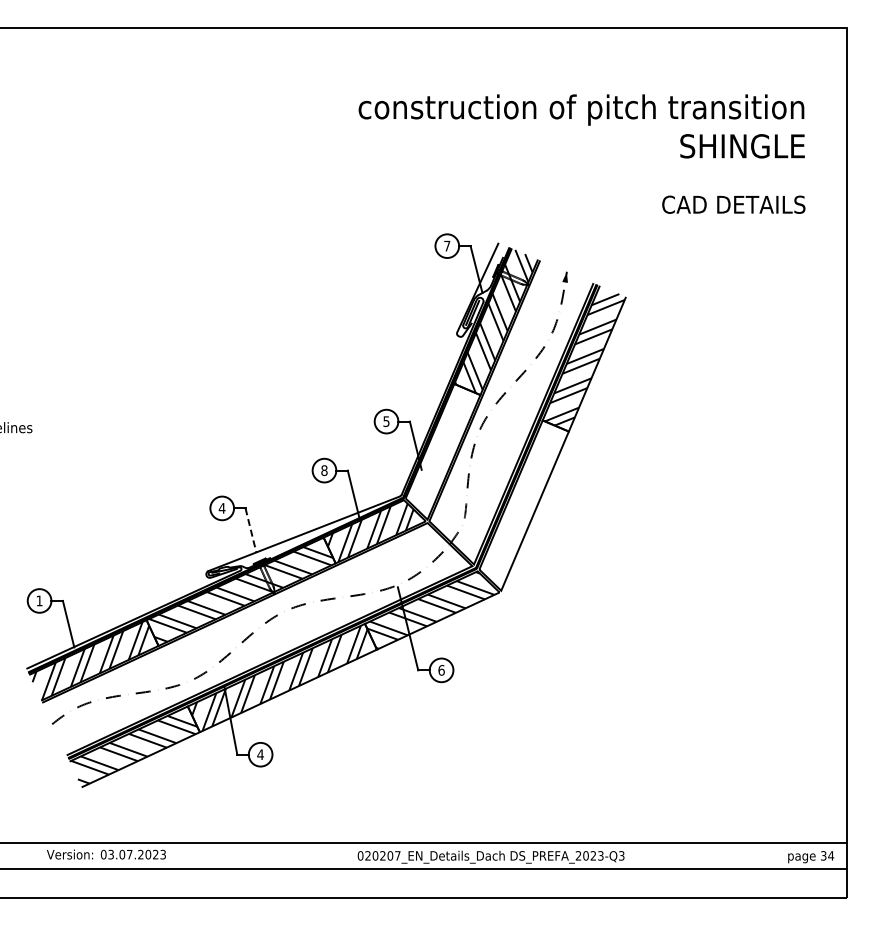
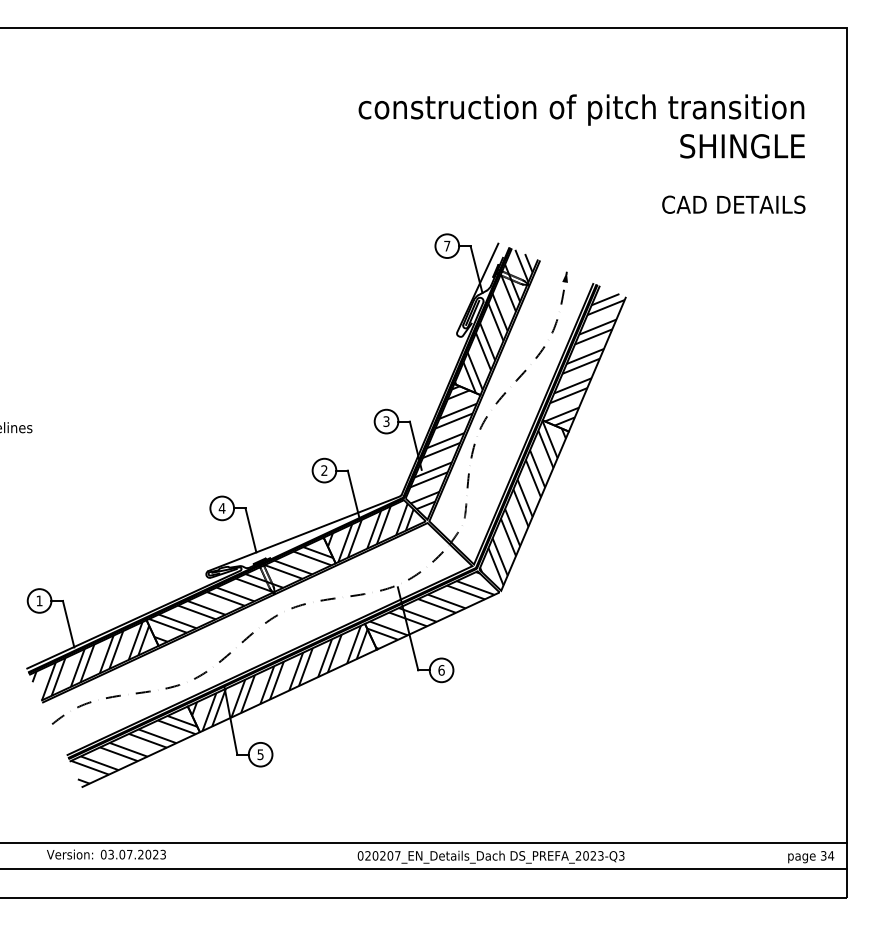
text: 5 -> 3 (386, 421)
hatch: none -> present (443, 447)
text: 8 -> 2 (324, 470)
hatch: none -> present (522, 502)
line: dashed -> solid (250, 530)
text: 4 -> 5 (260, 754)
